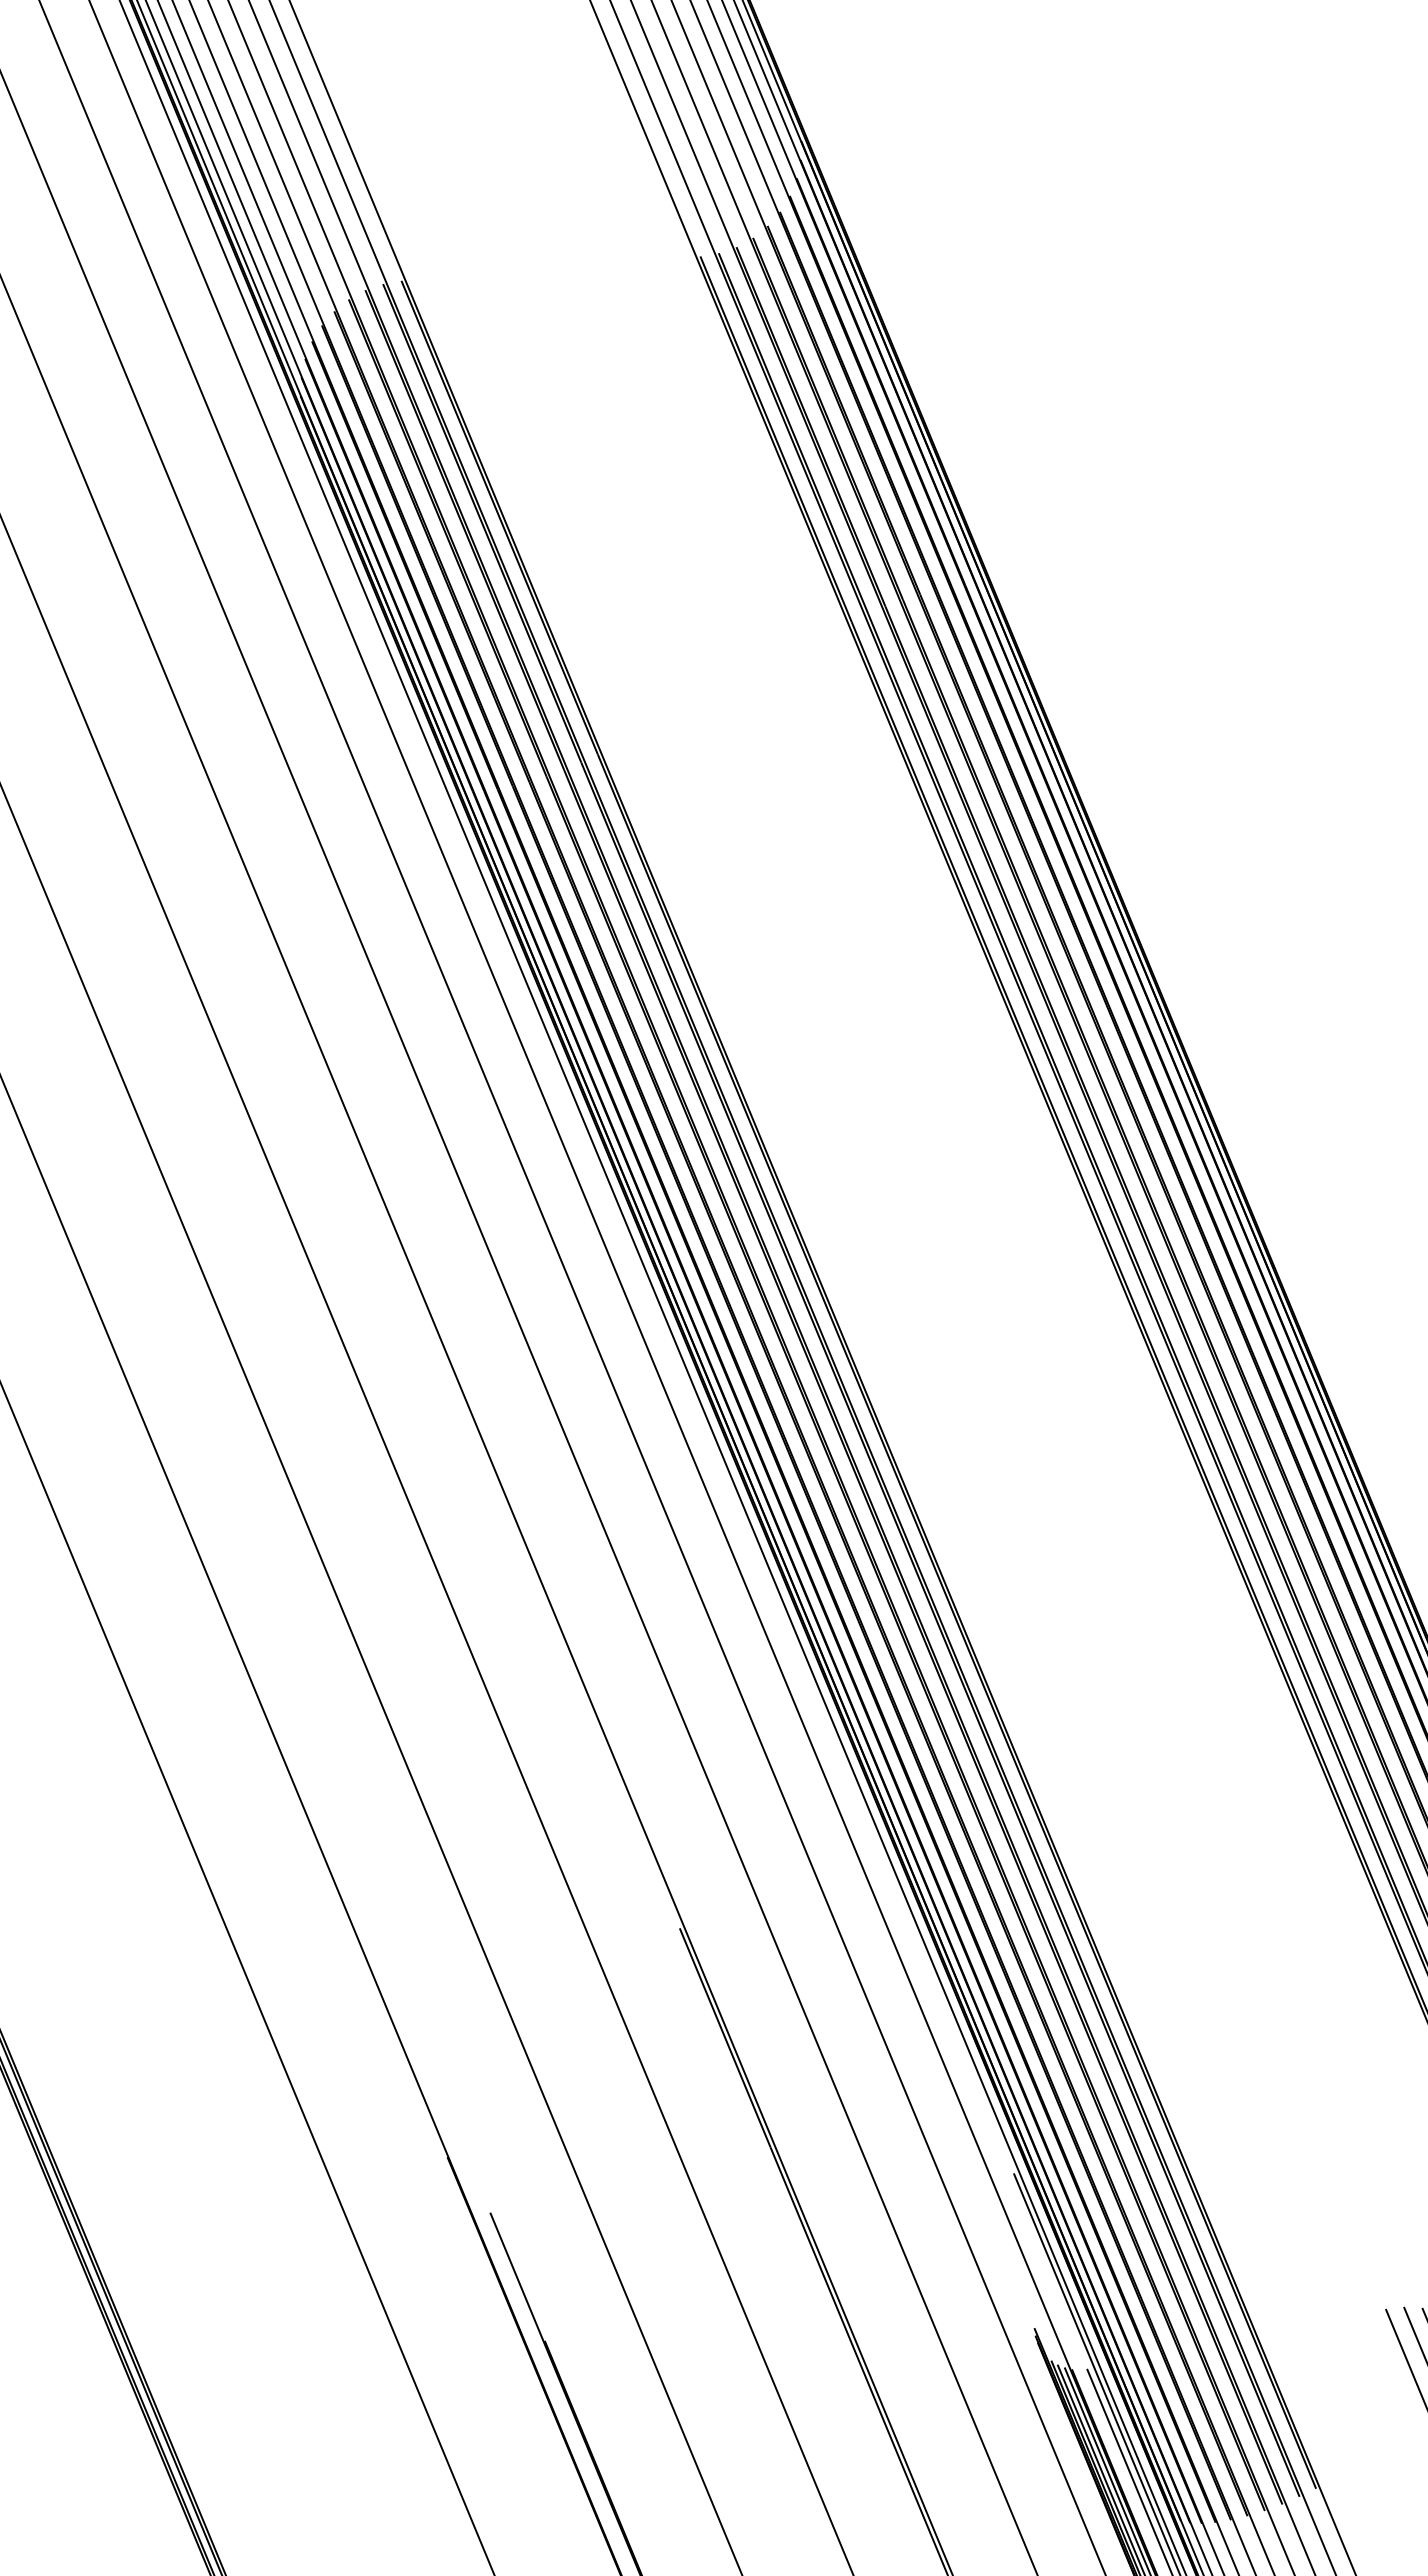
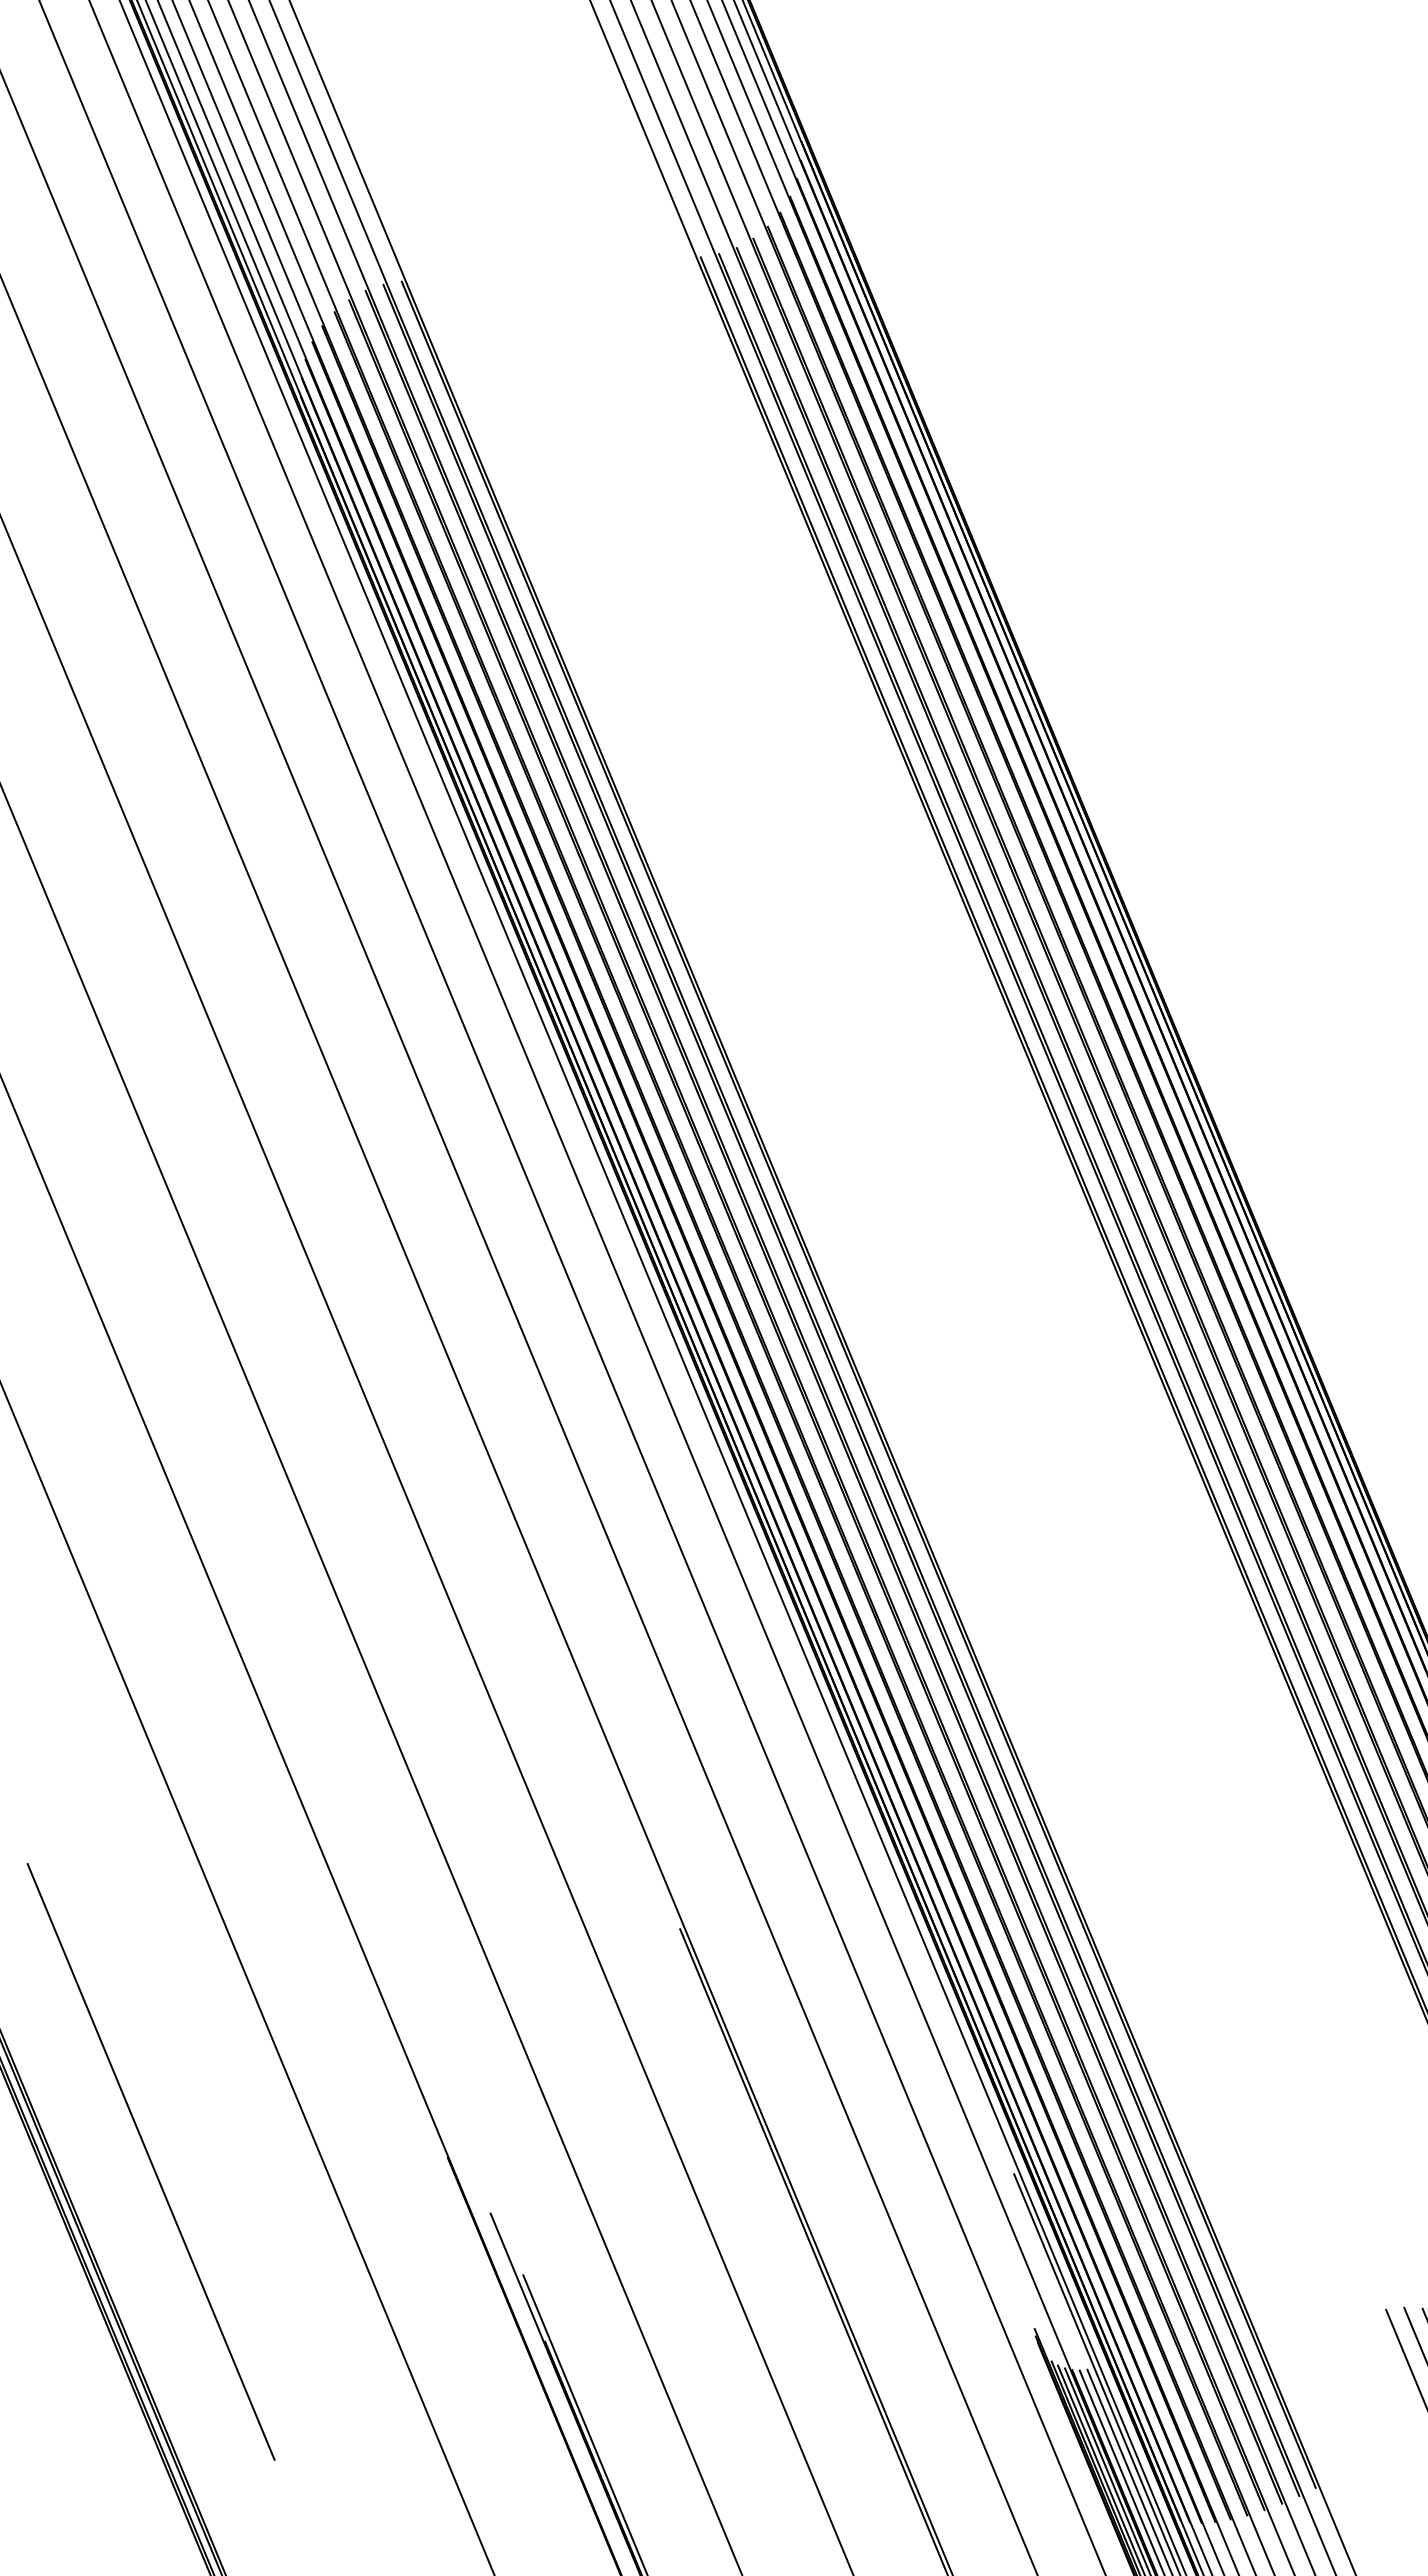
line: none -> present (150, 2161)
line: none -> present (584, 2423)
line: none -> present (1121, 2470)
